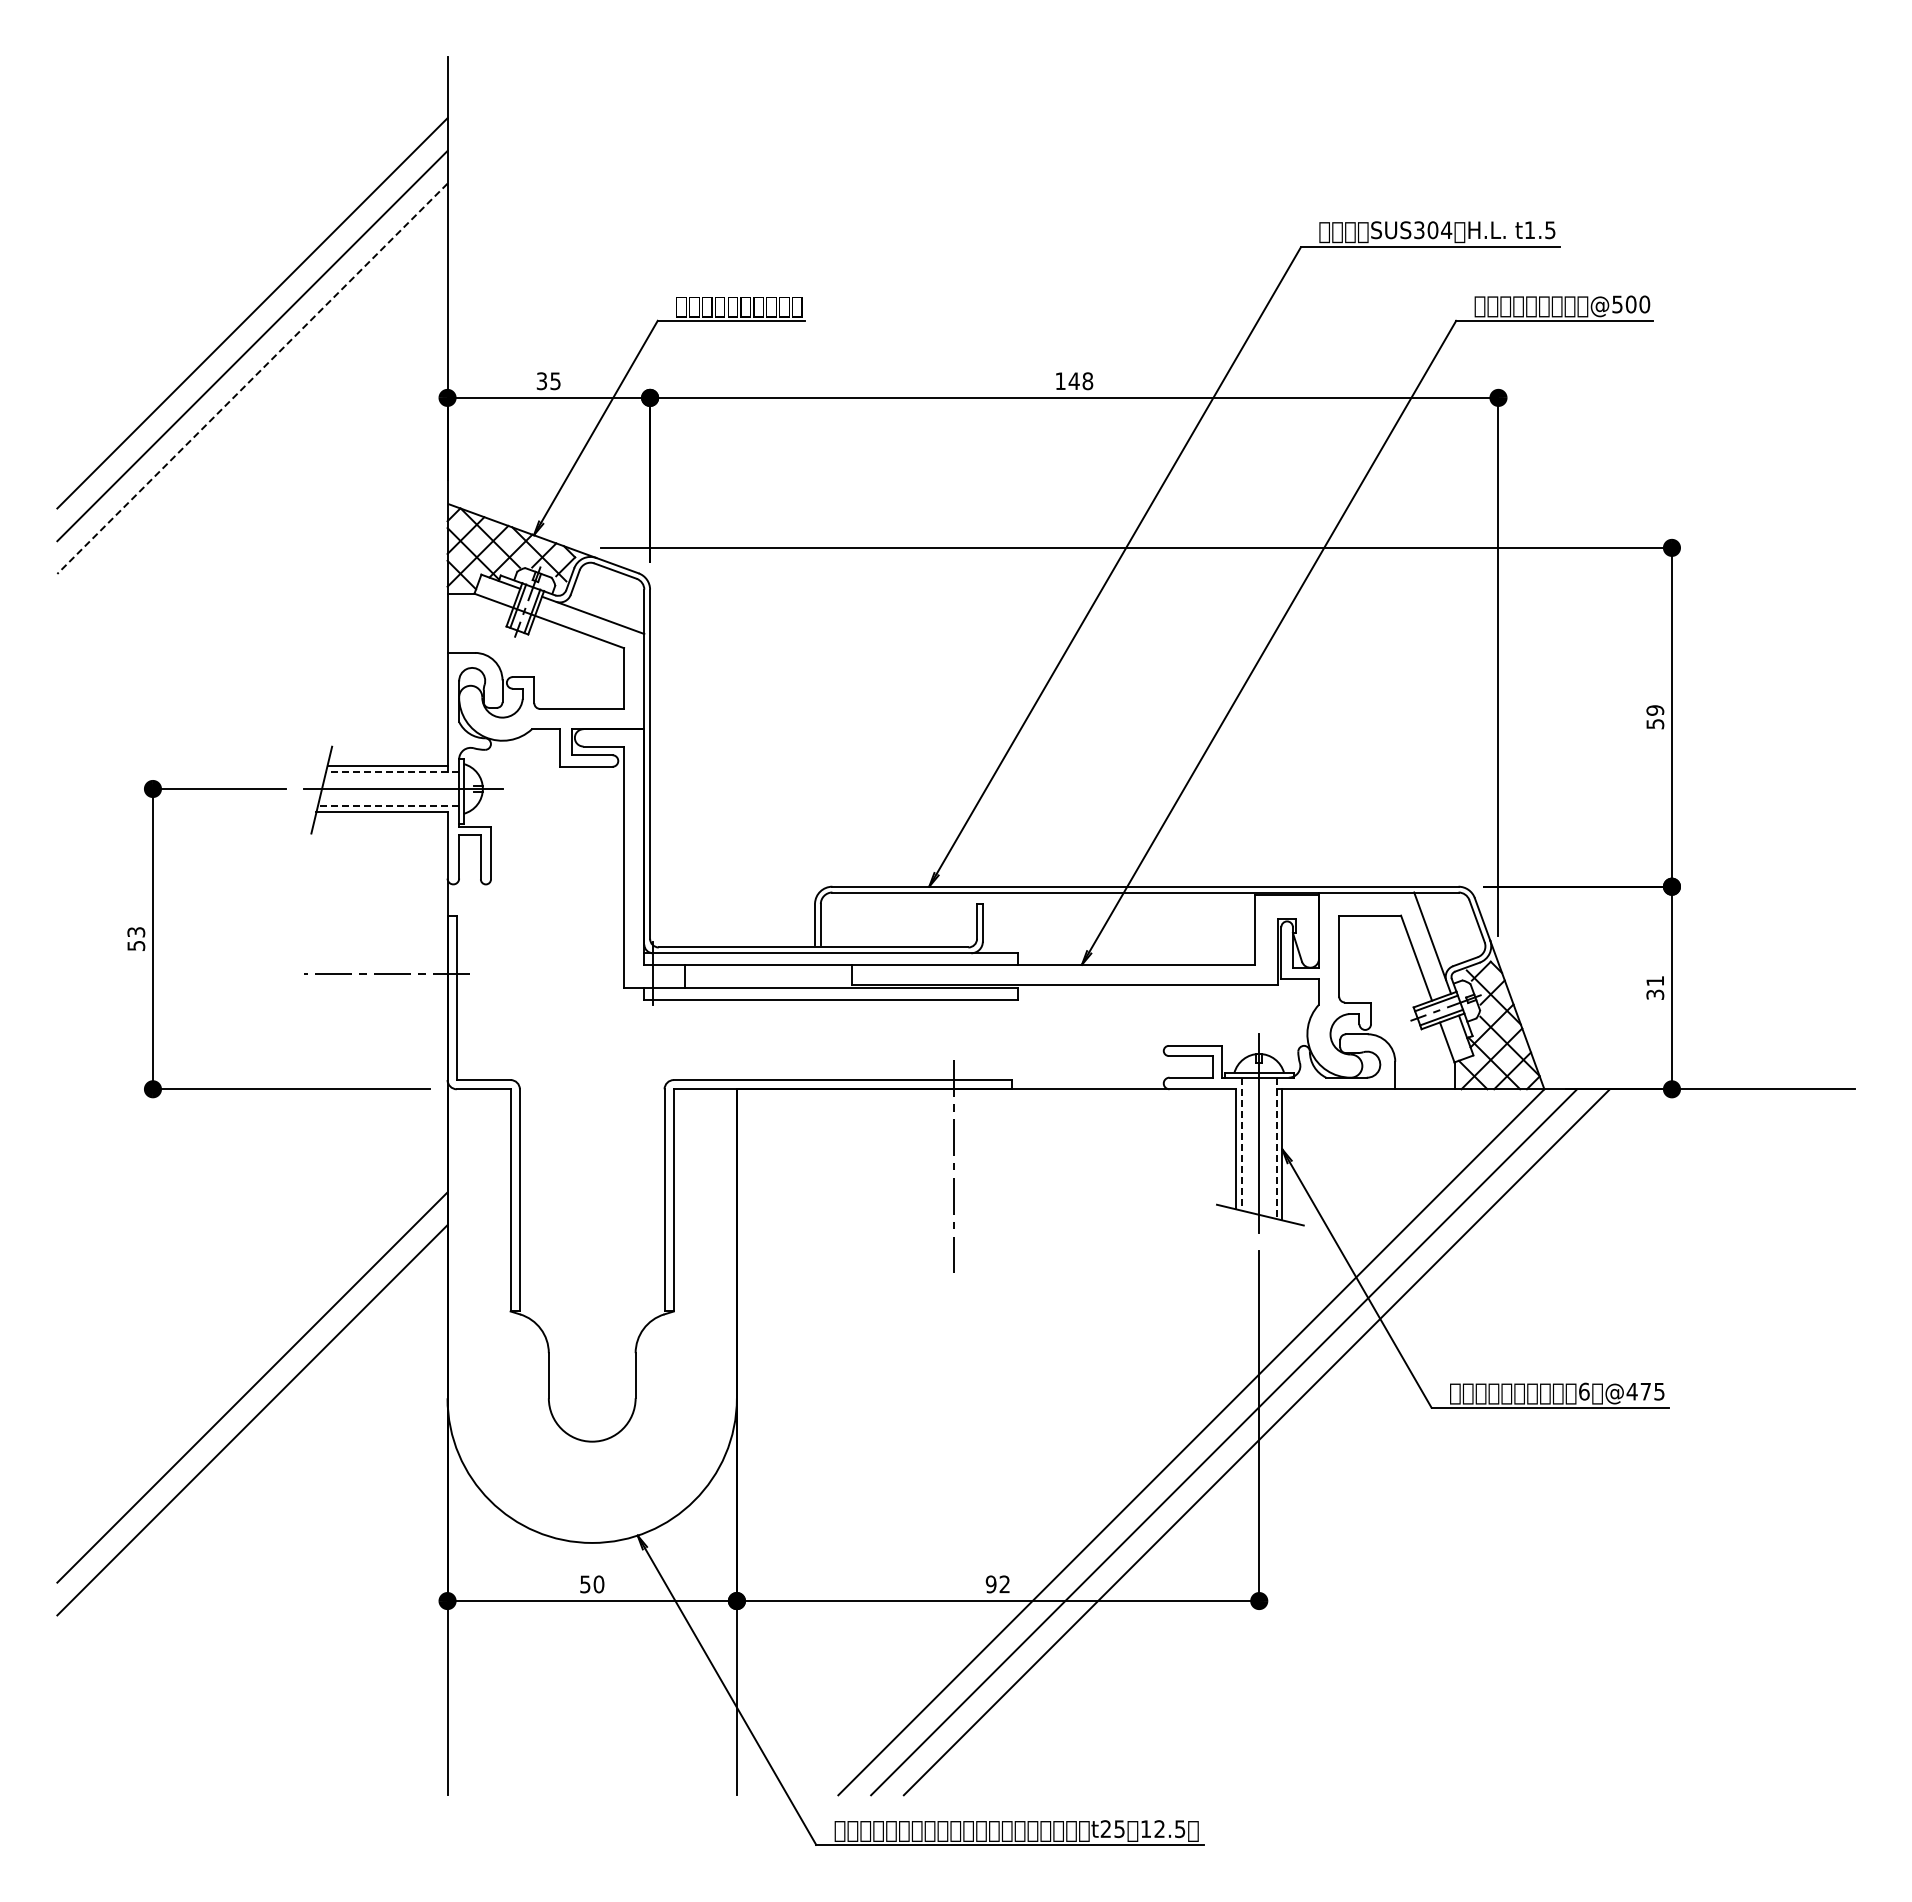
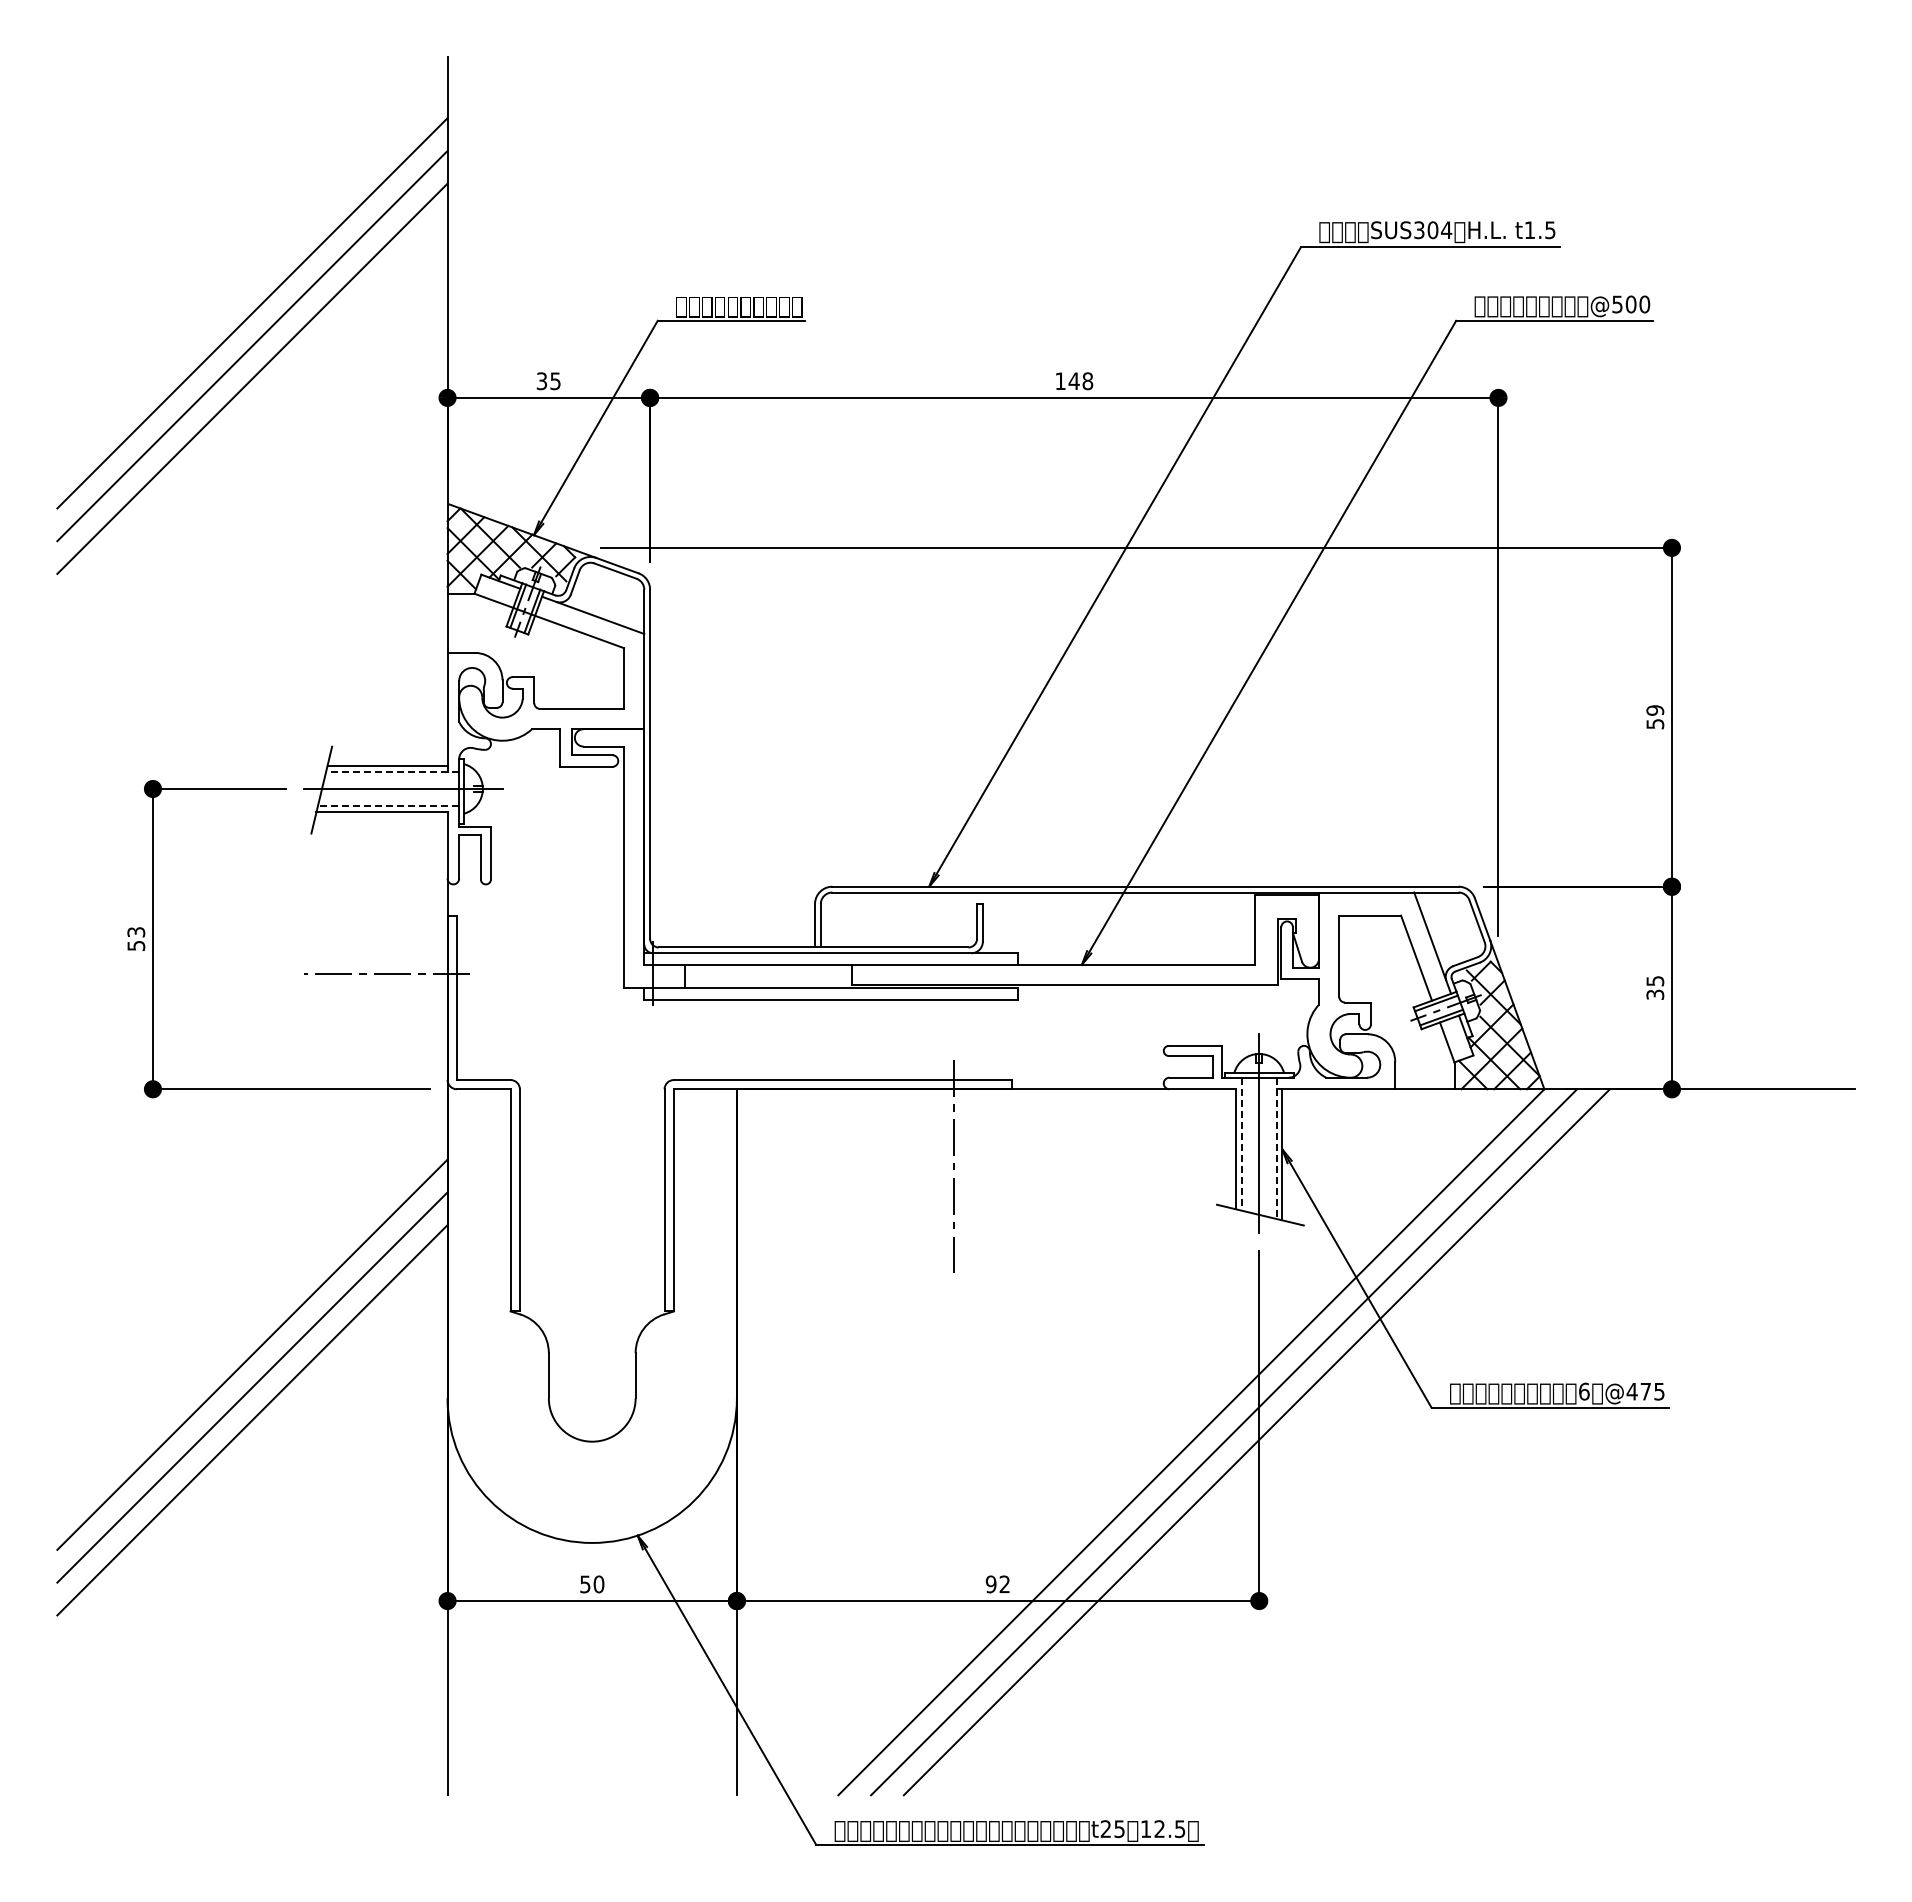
line: dashed -> solid (252, 378)
text: 31 -> 35 (1655, 981)
line: none -> present (252, 1354)
